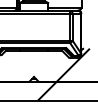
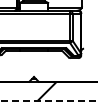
hatch: present -> none (72, 64)
line: solid -> dashed (49, 100)
